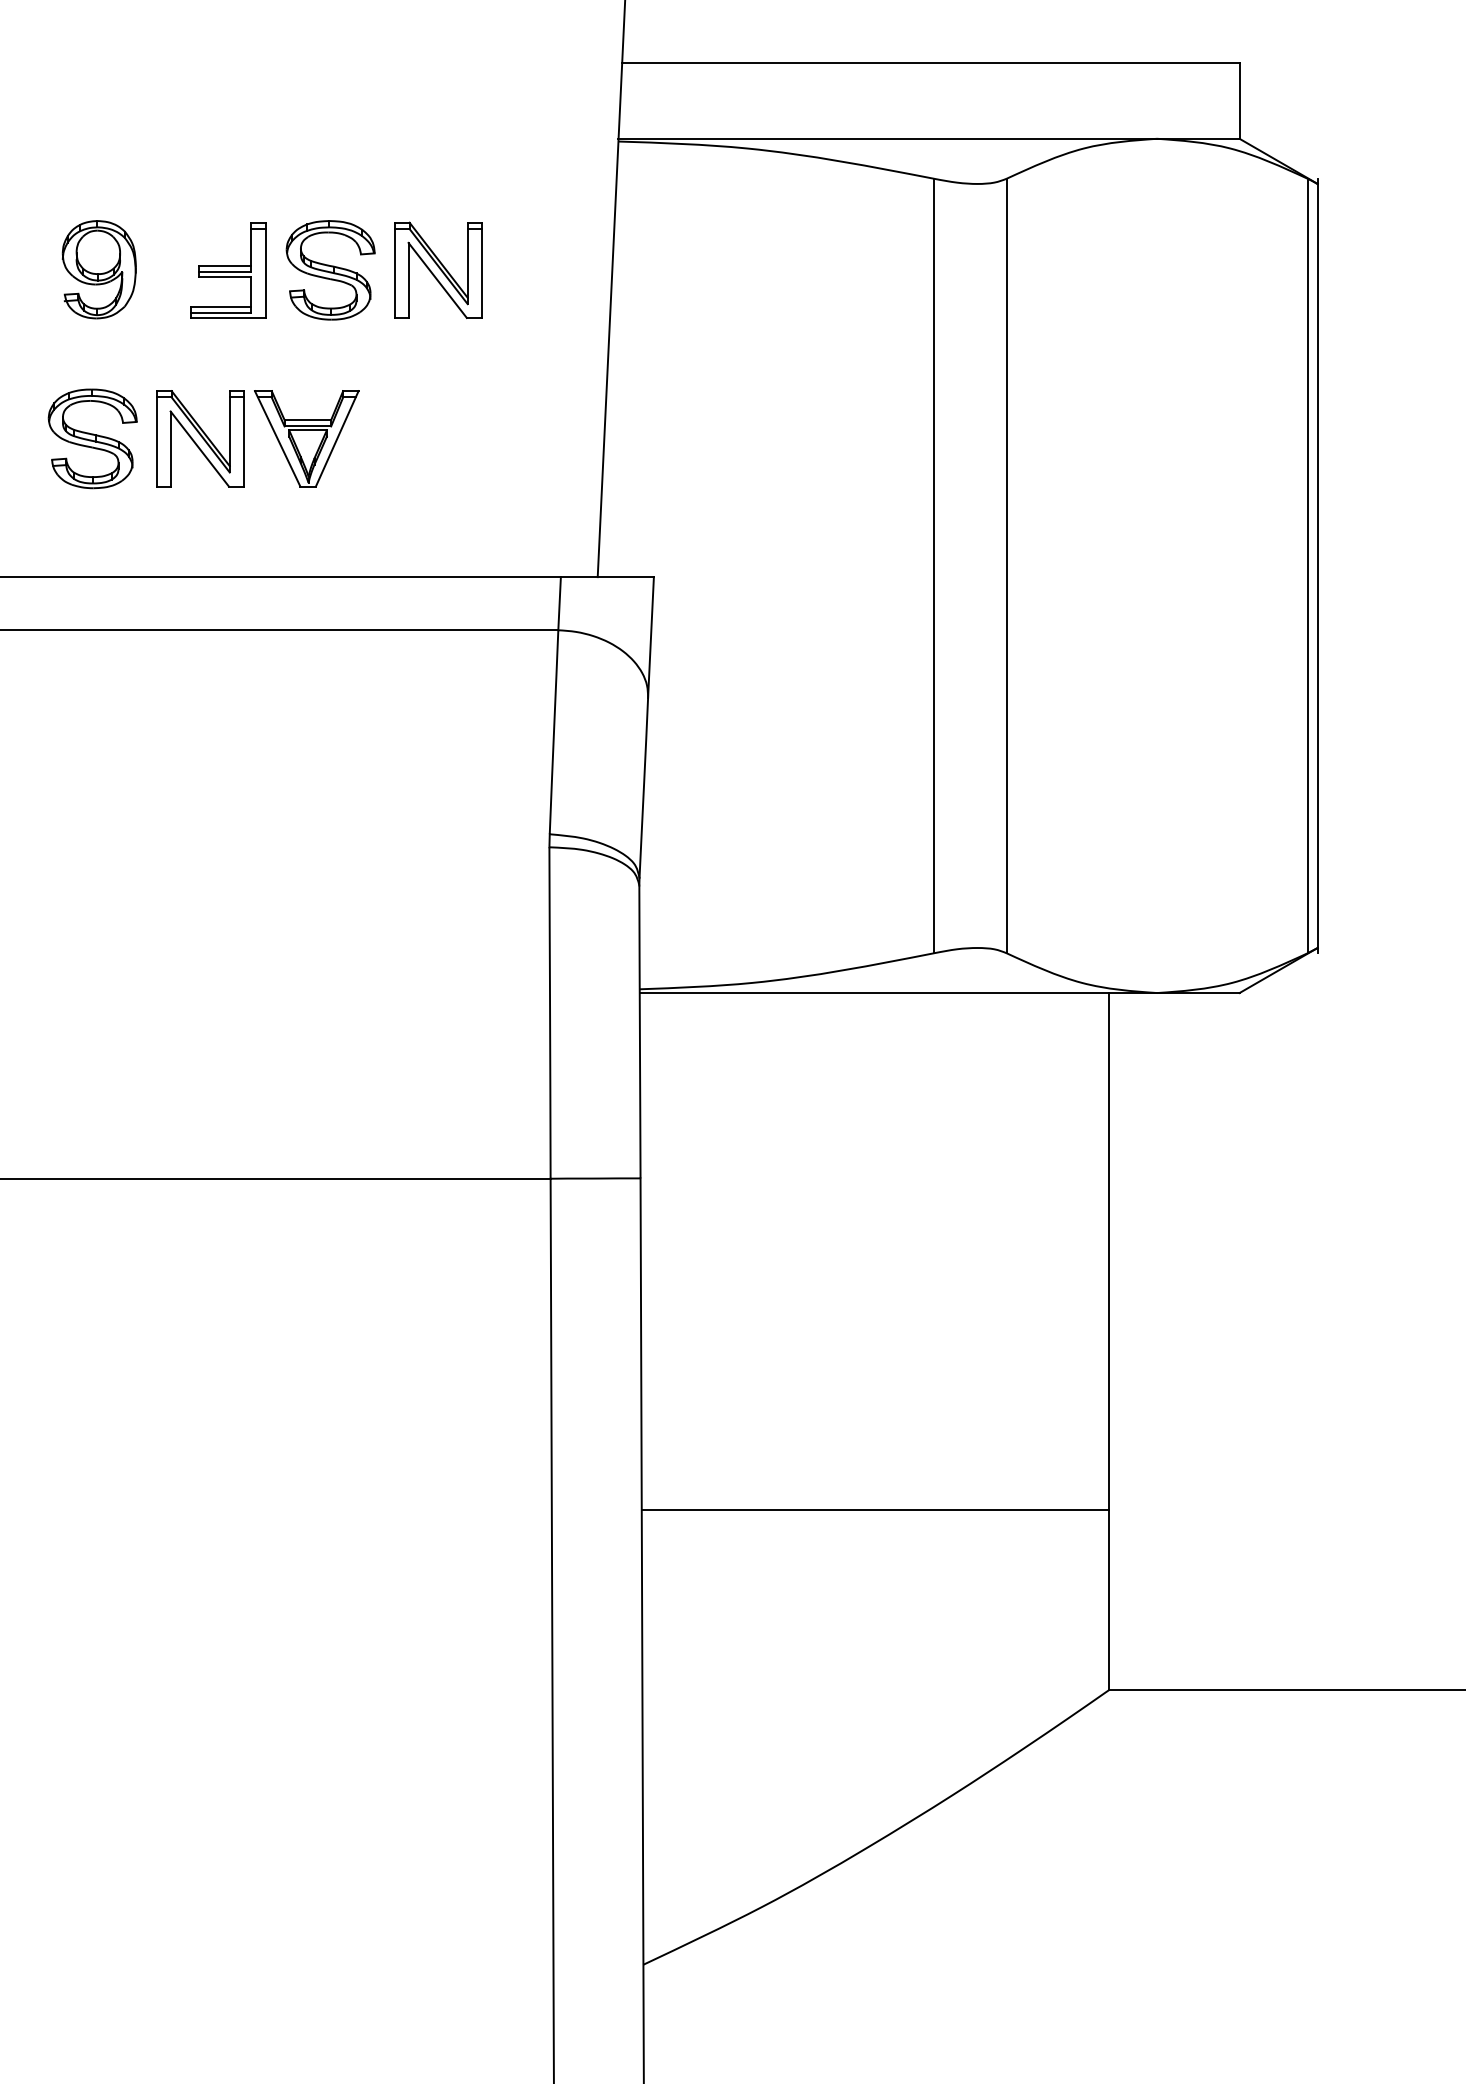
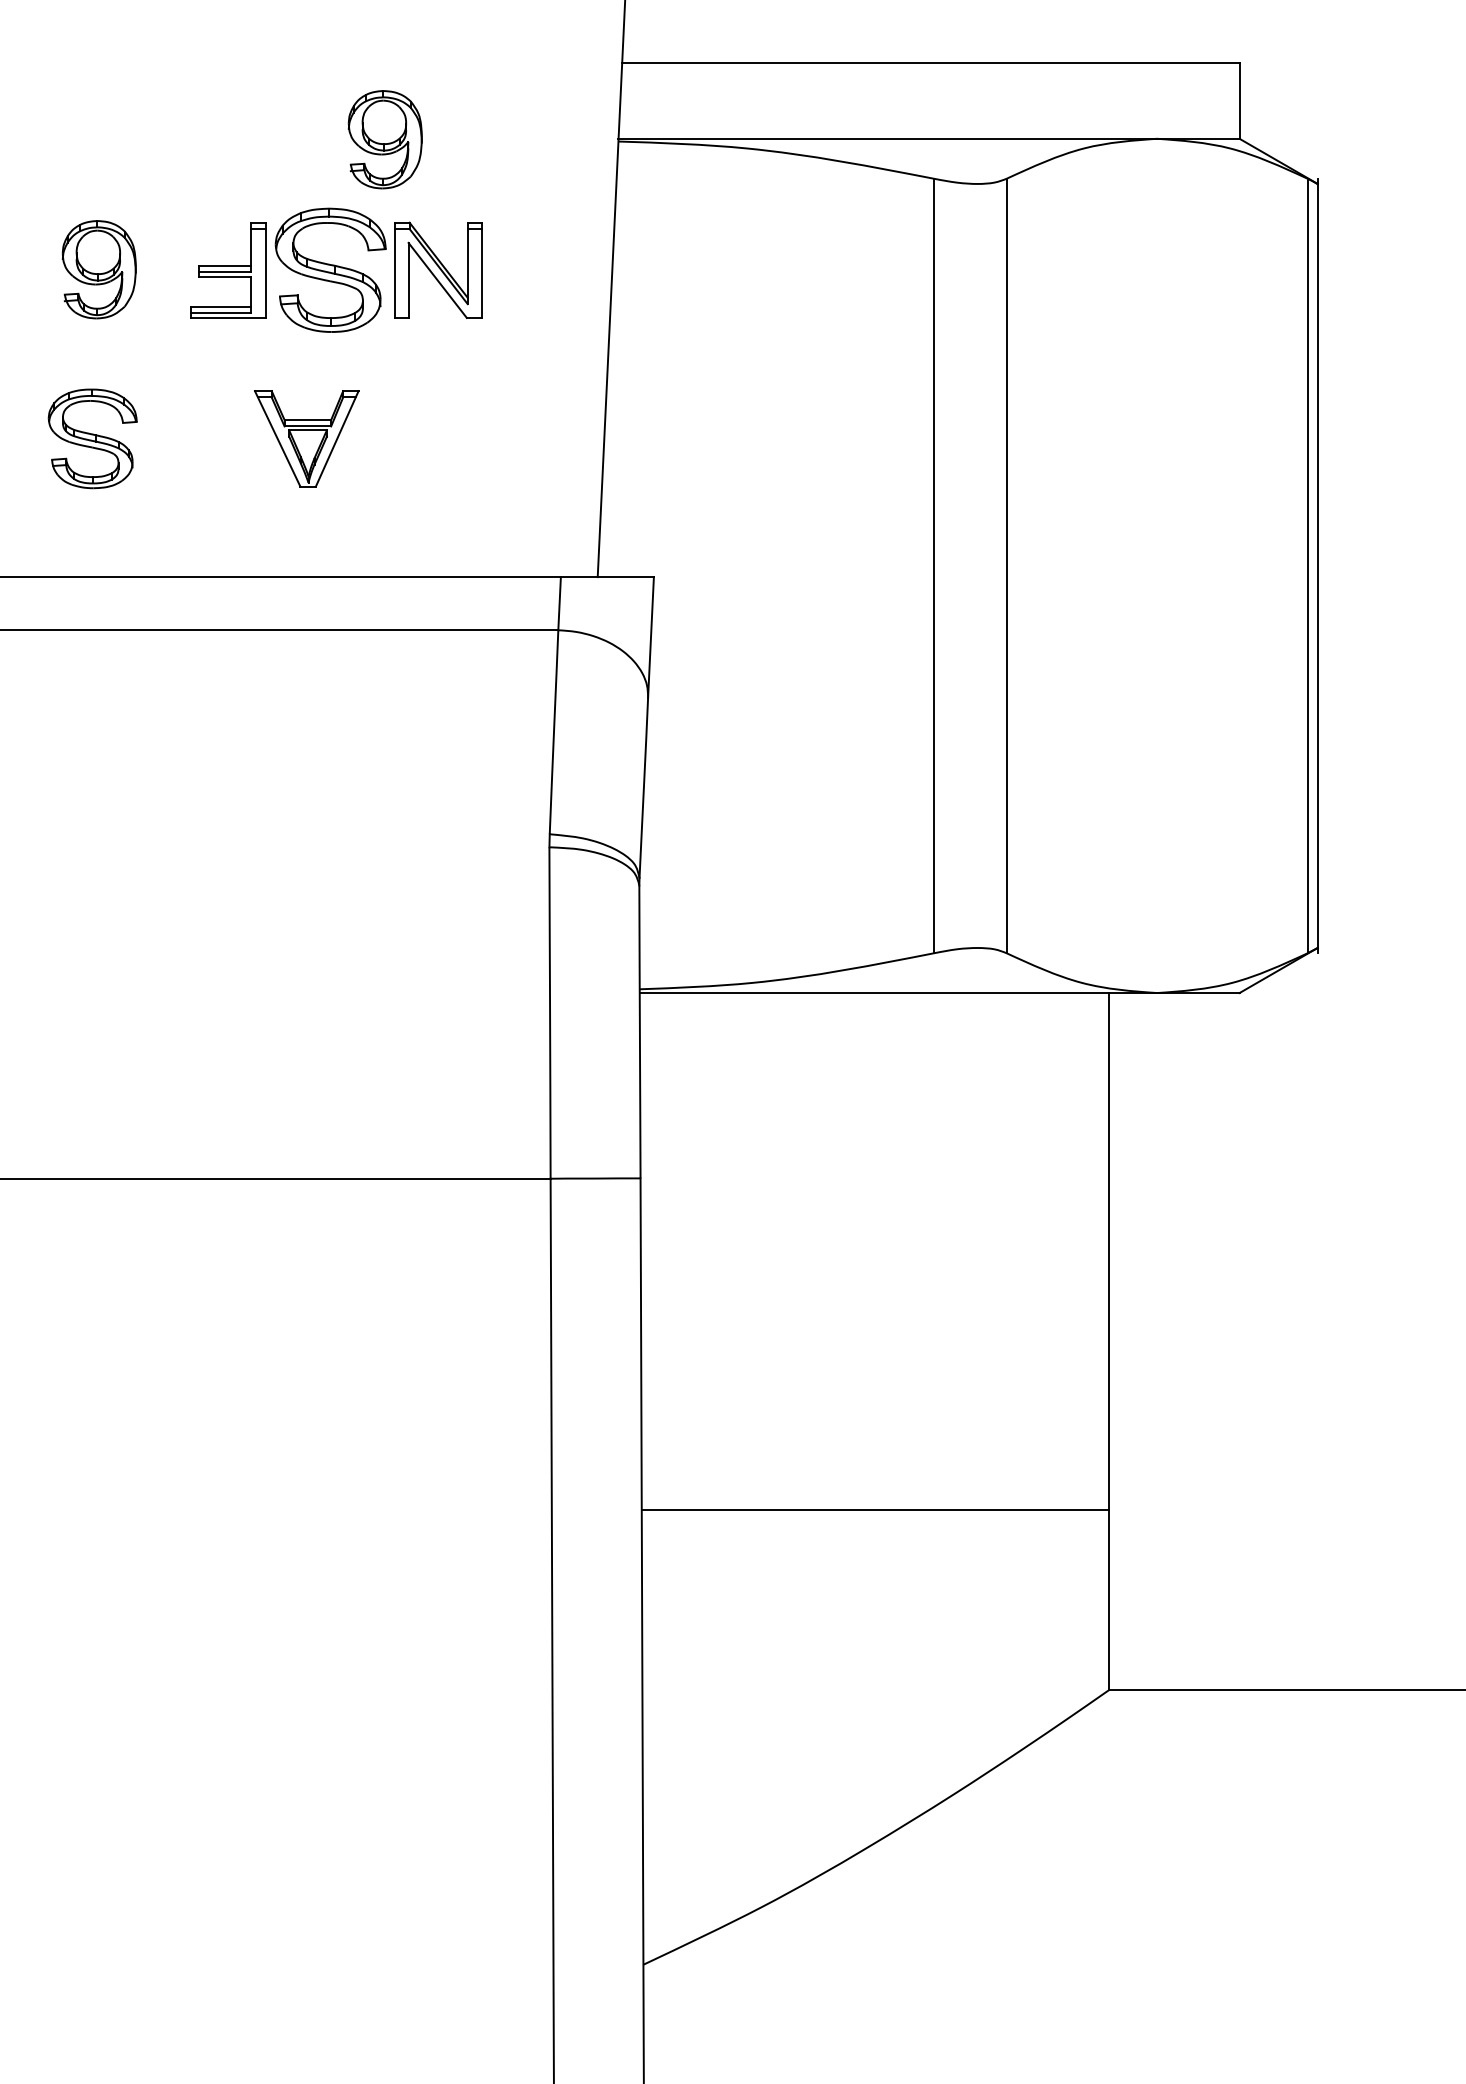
part: none -> present (384, 139)
part size: 91x101 px -> 113x126 px (330, 269)
part: present -> none (200, 438)
